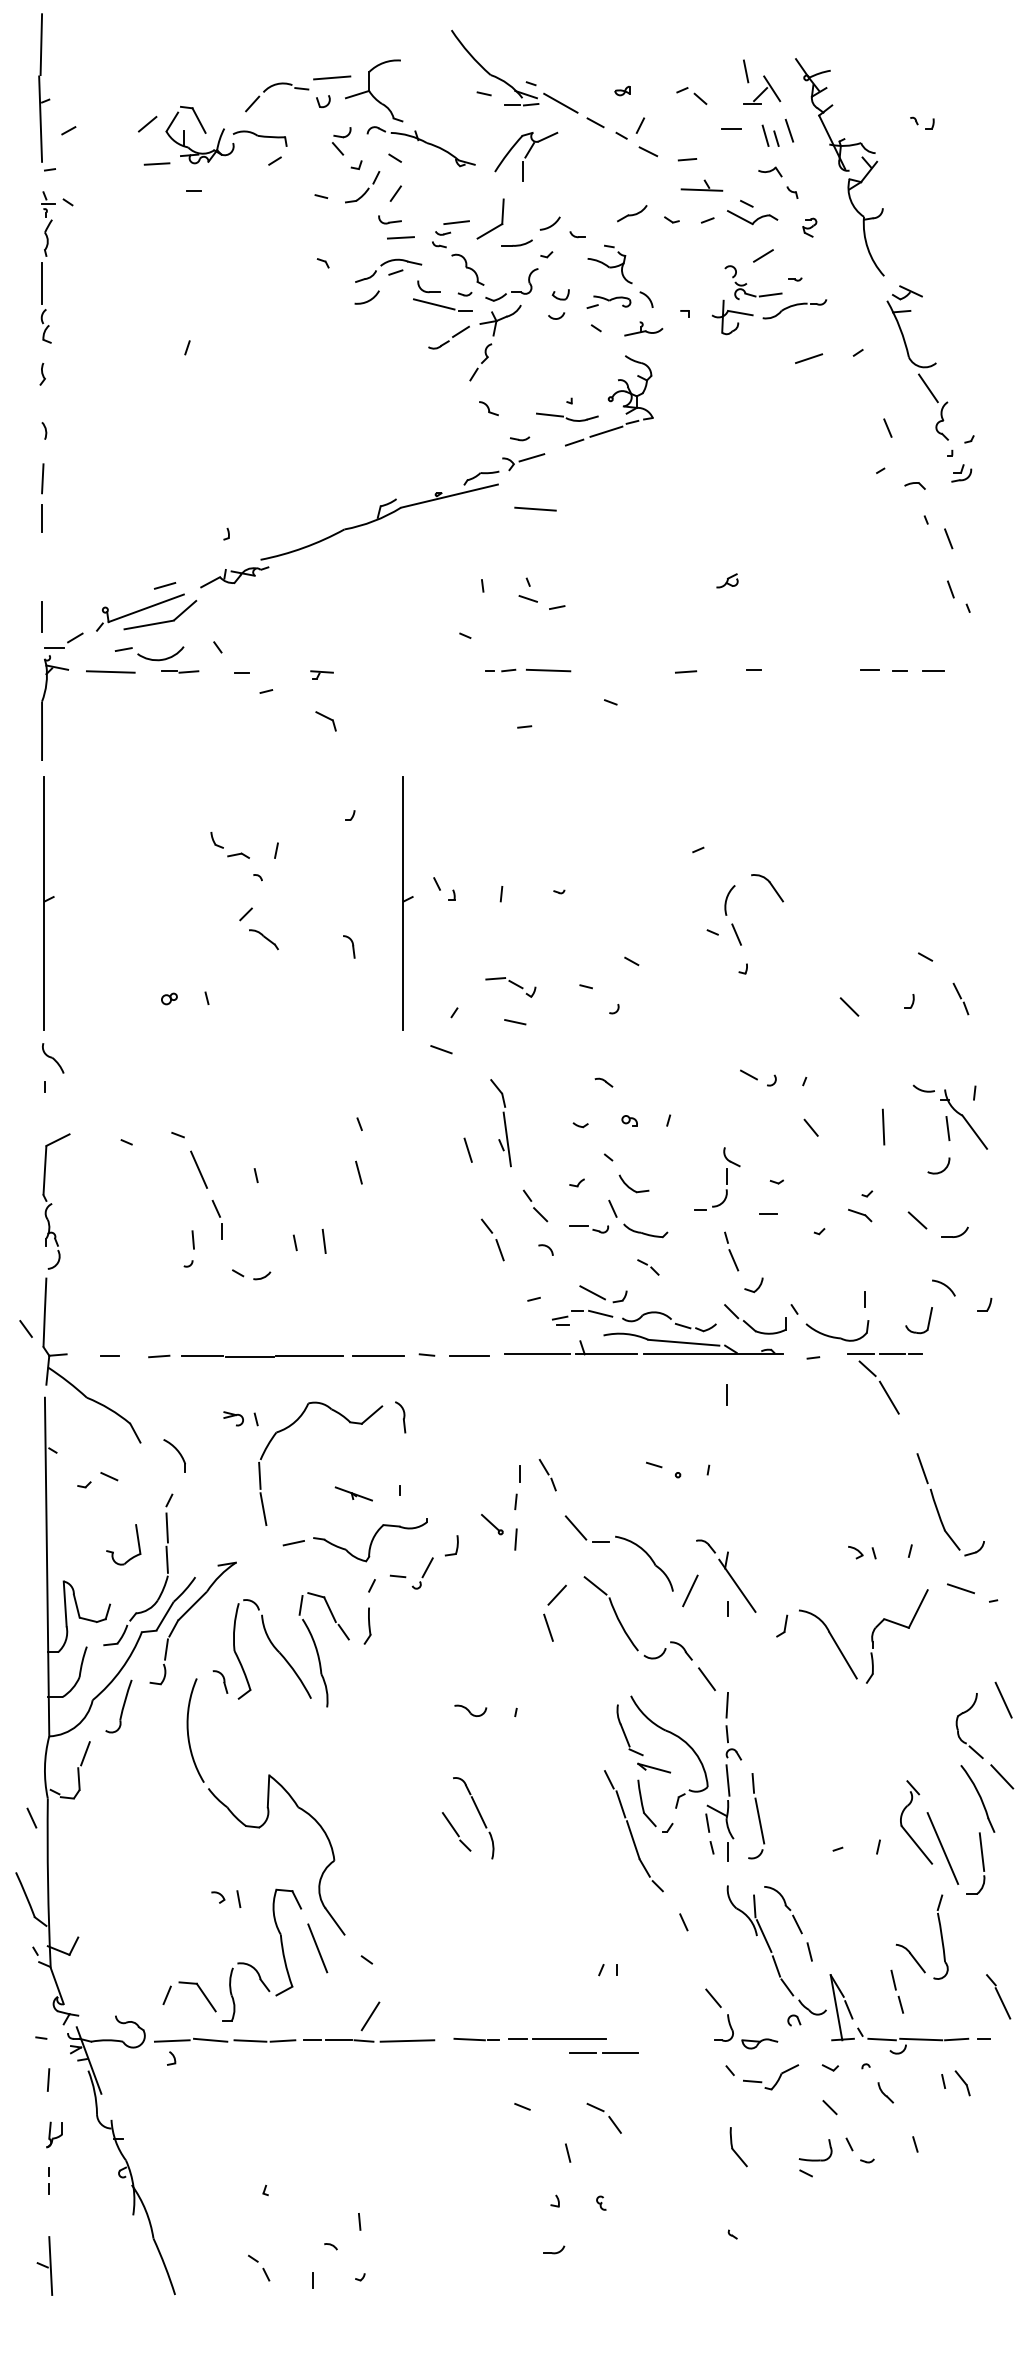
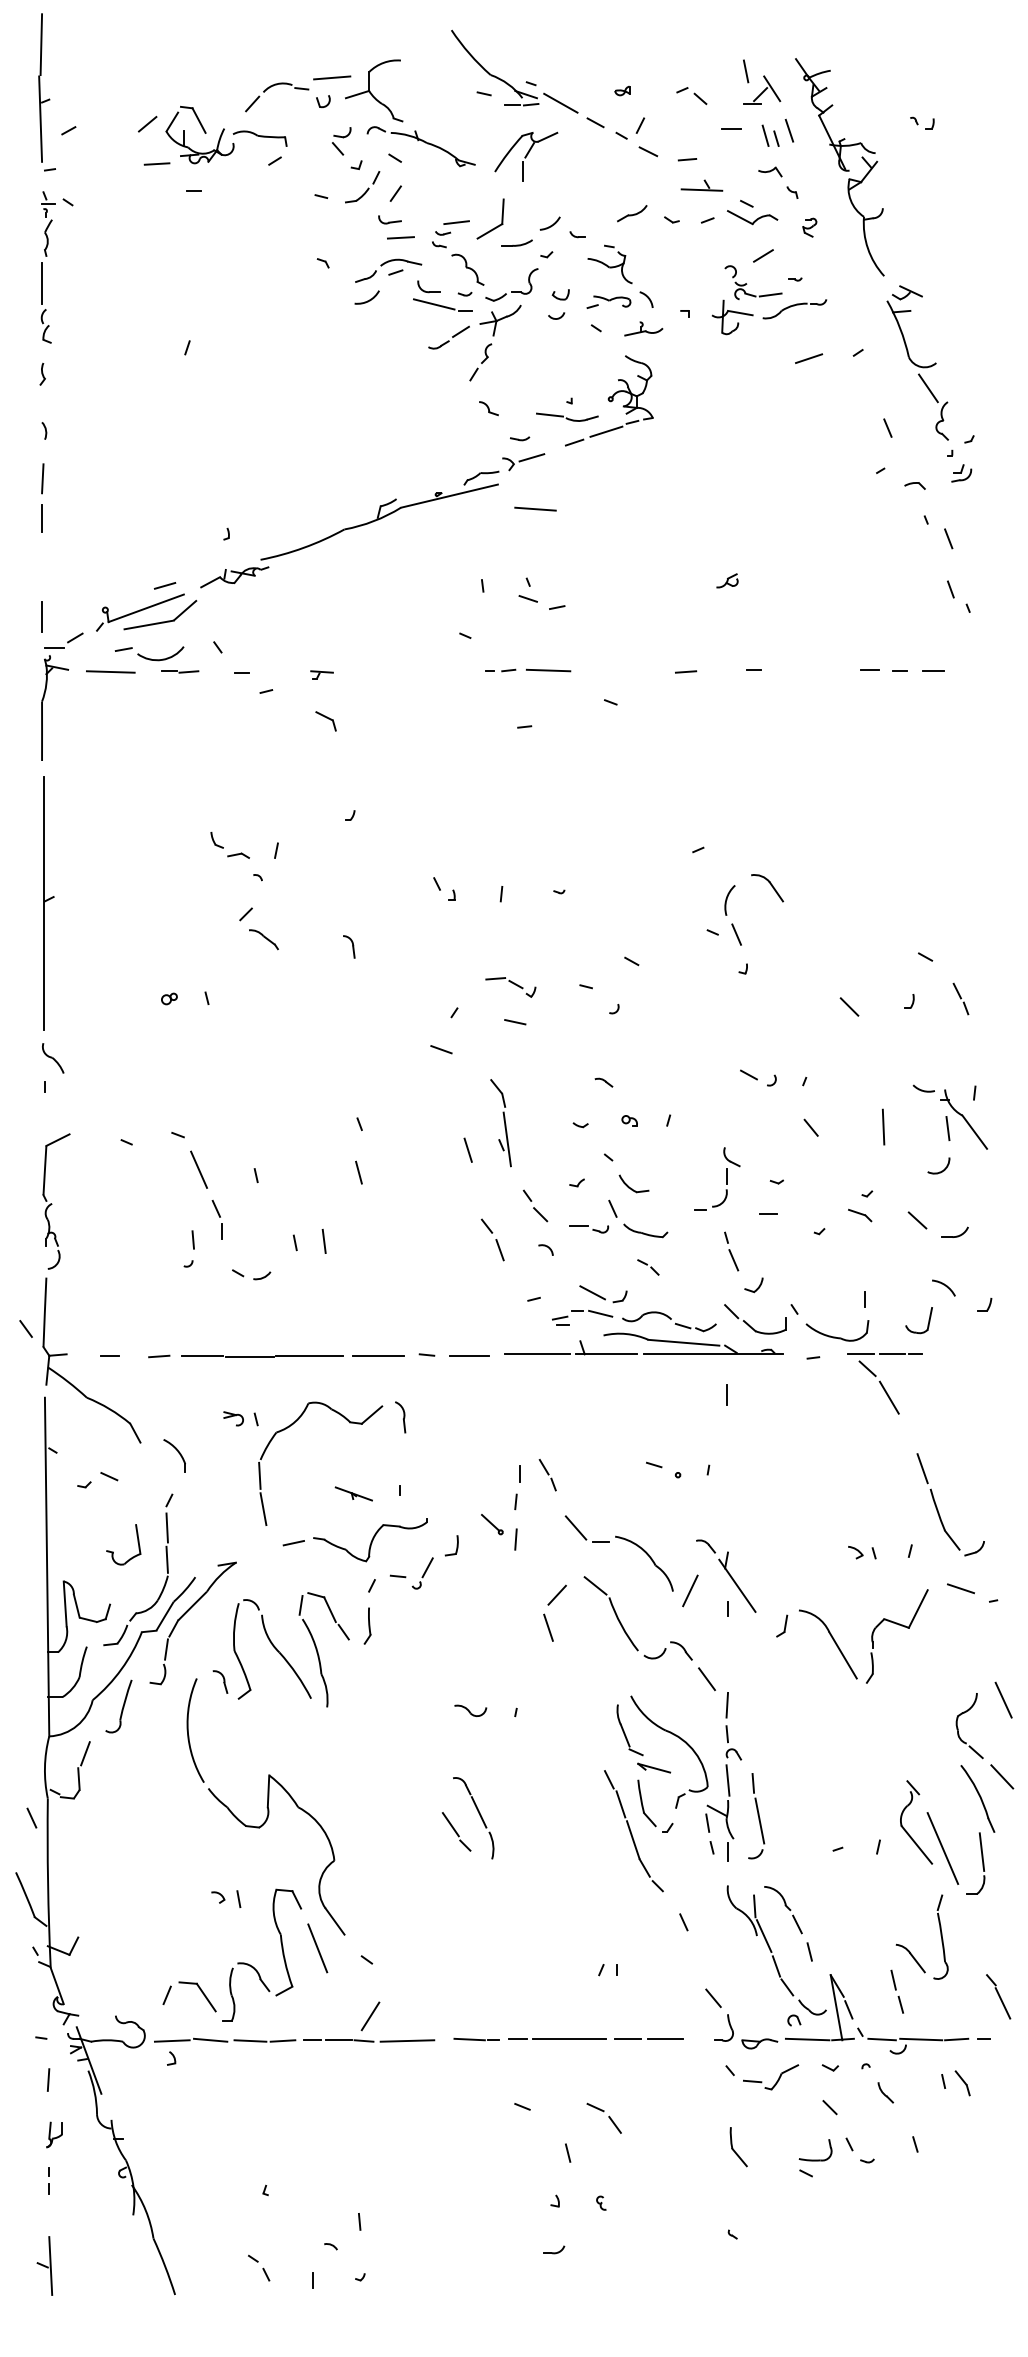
part: present -> none (407, 903)
line: none -> present (807, 2039)
line position: (603, 2052) -> (648, 2038) (648, 2038)
